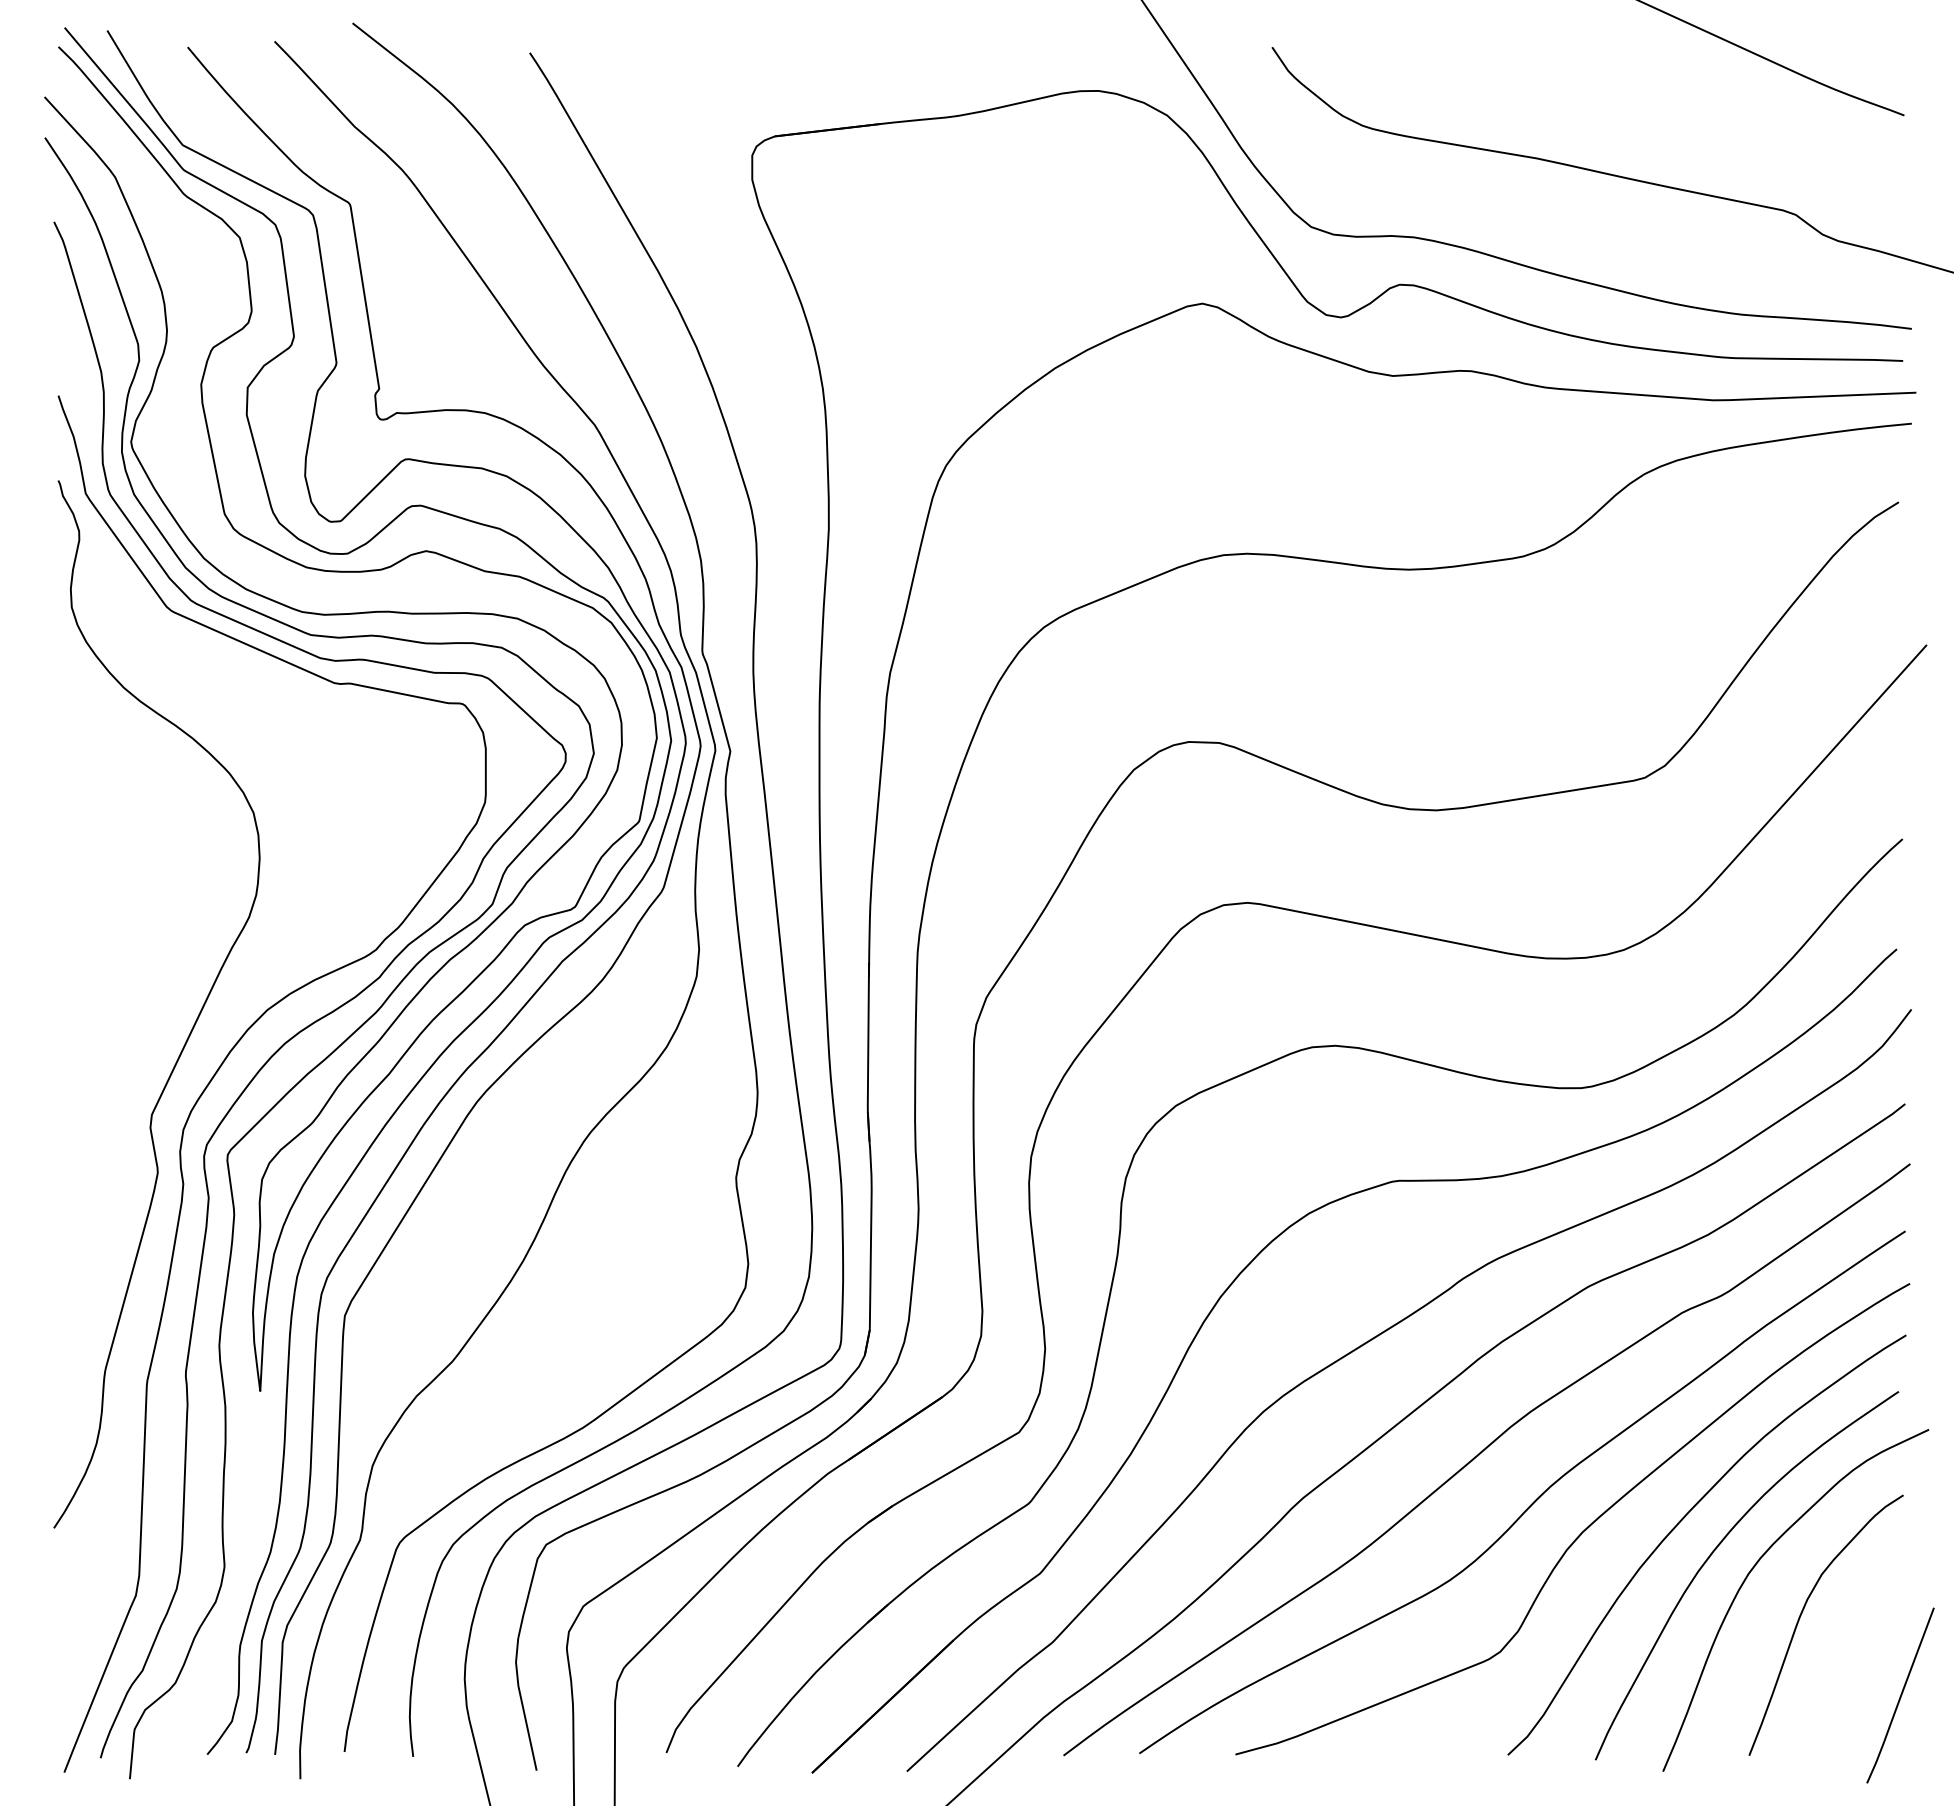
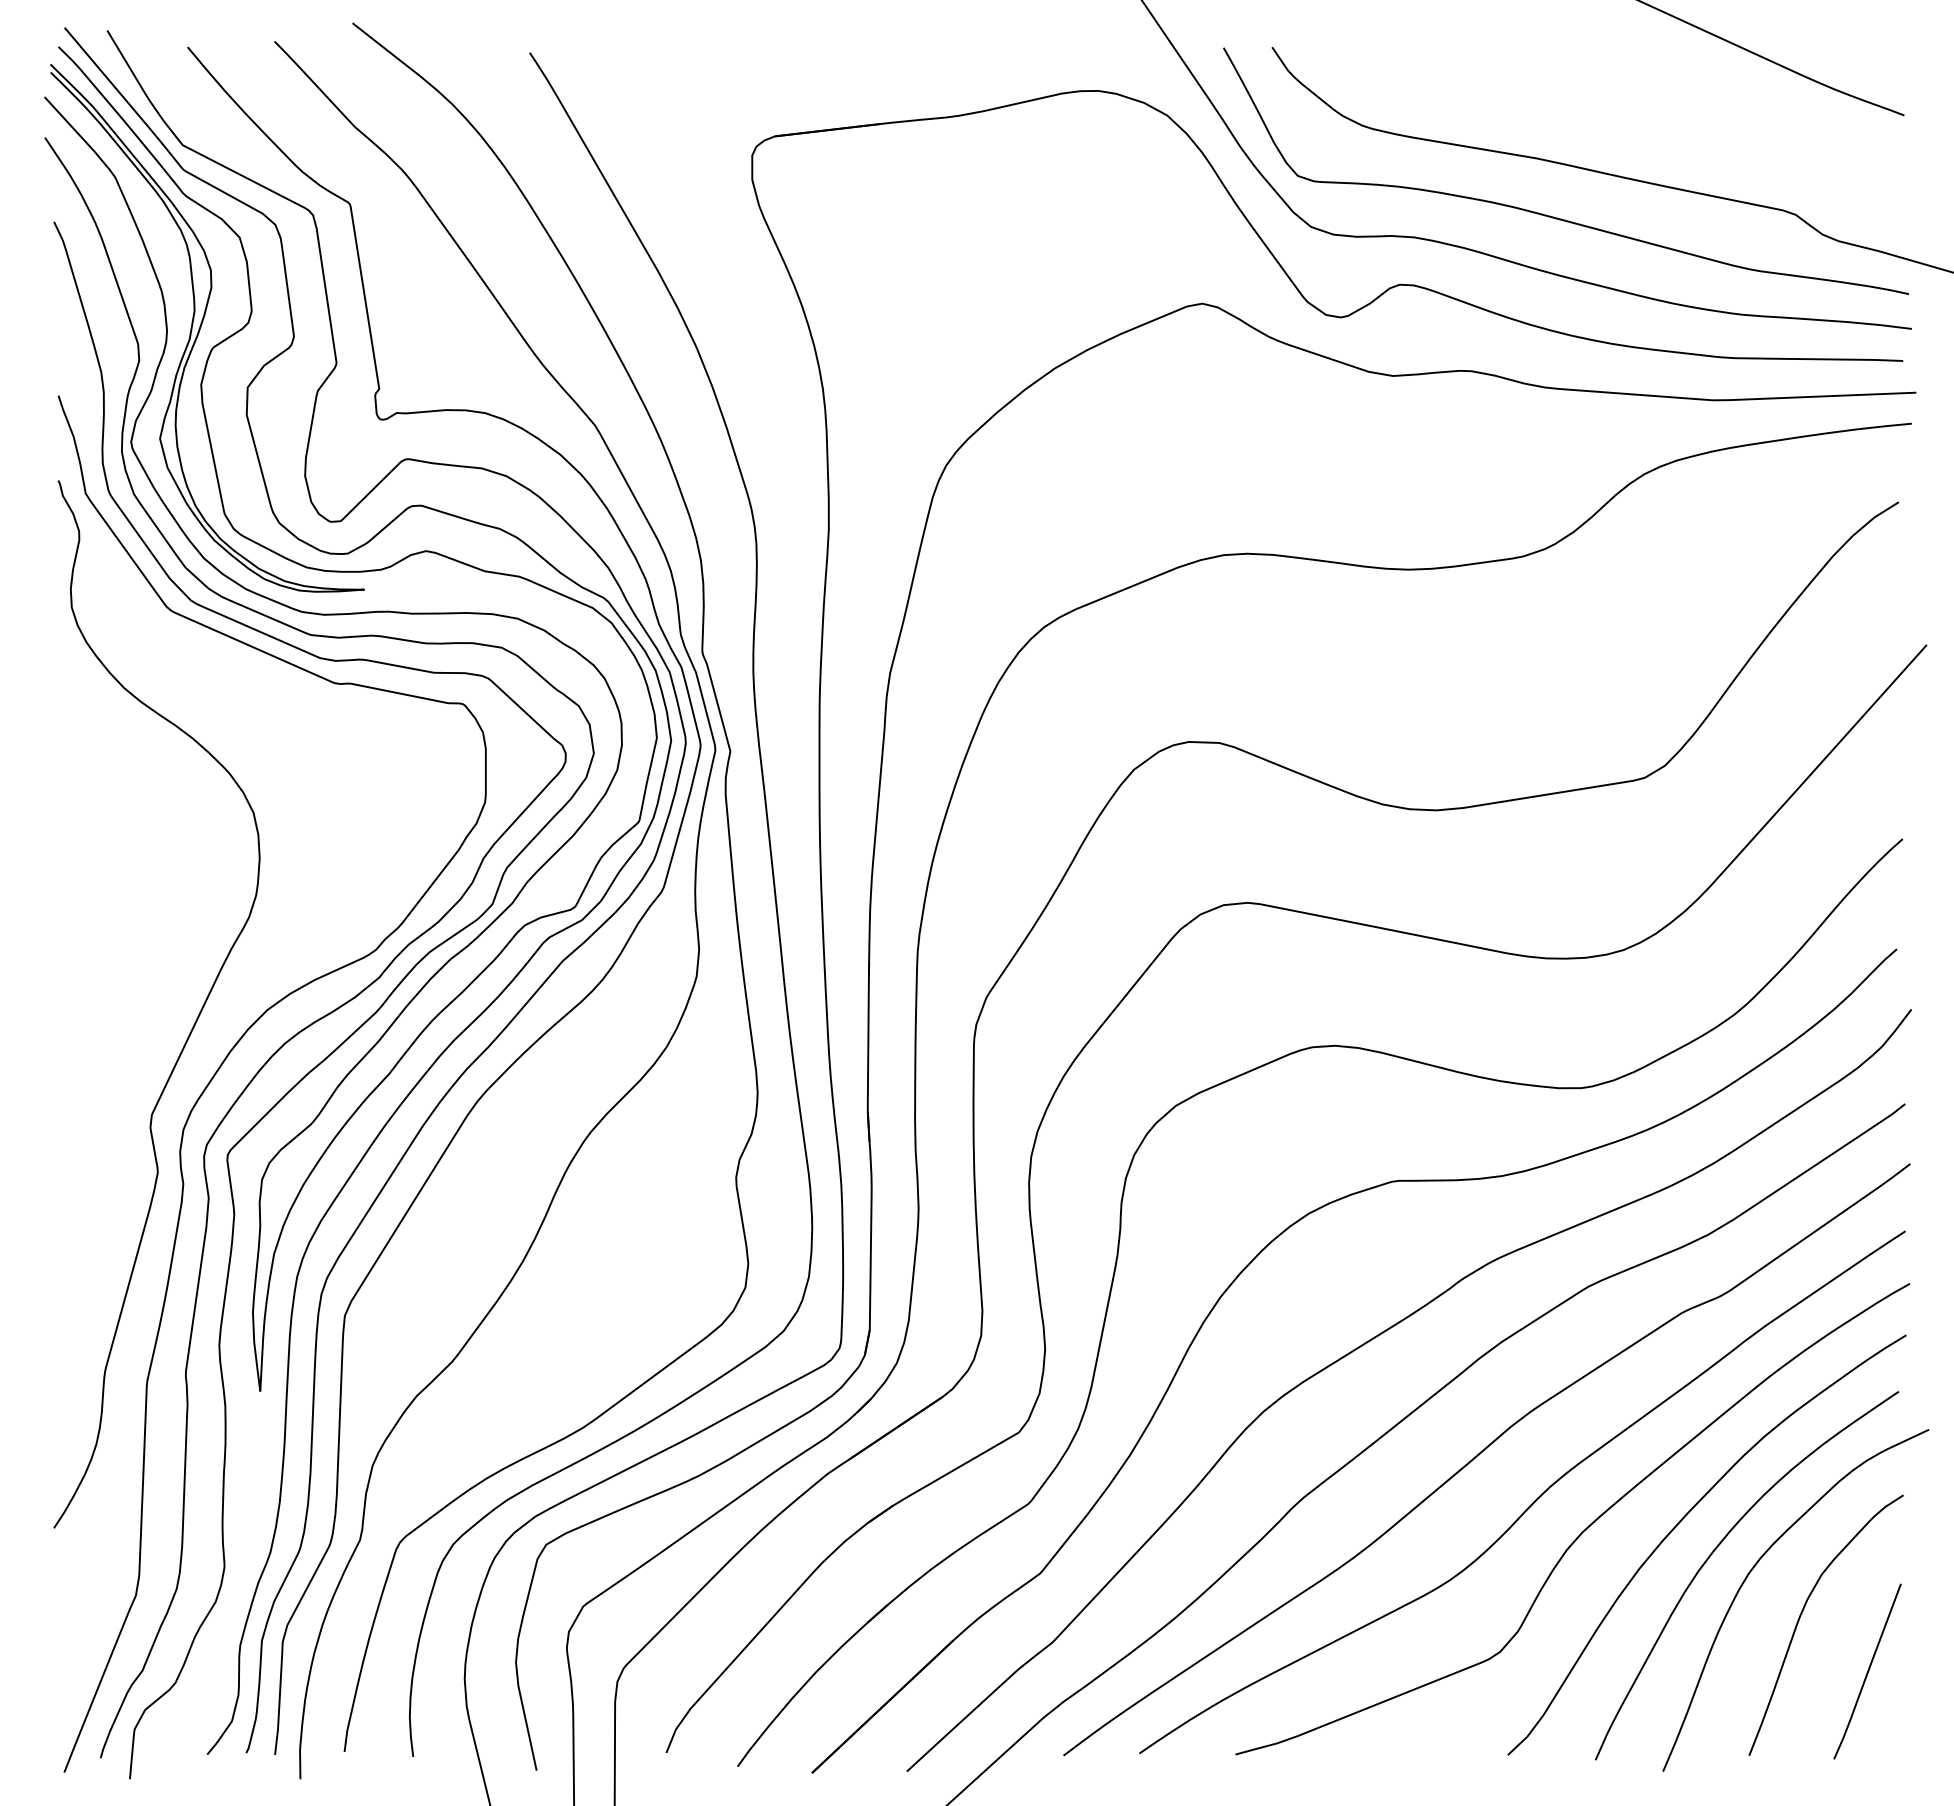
curve: none -> present (1550, 215)
curve: none -> present (201, 327)
curve position: (1900, 1695) -> (1867, 1671) (1867, 1671)
